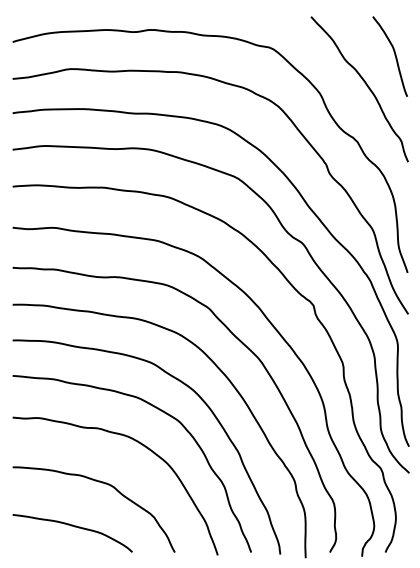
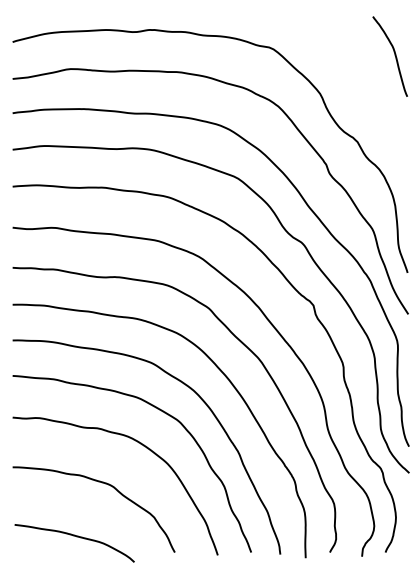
curve: present -> none (366, 86)
curve position: (74, 527) -> (76, 537) (76, 537)
